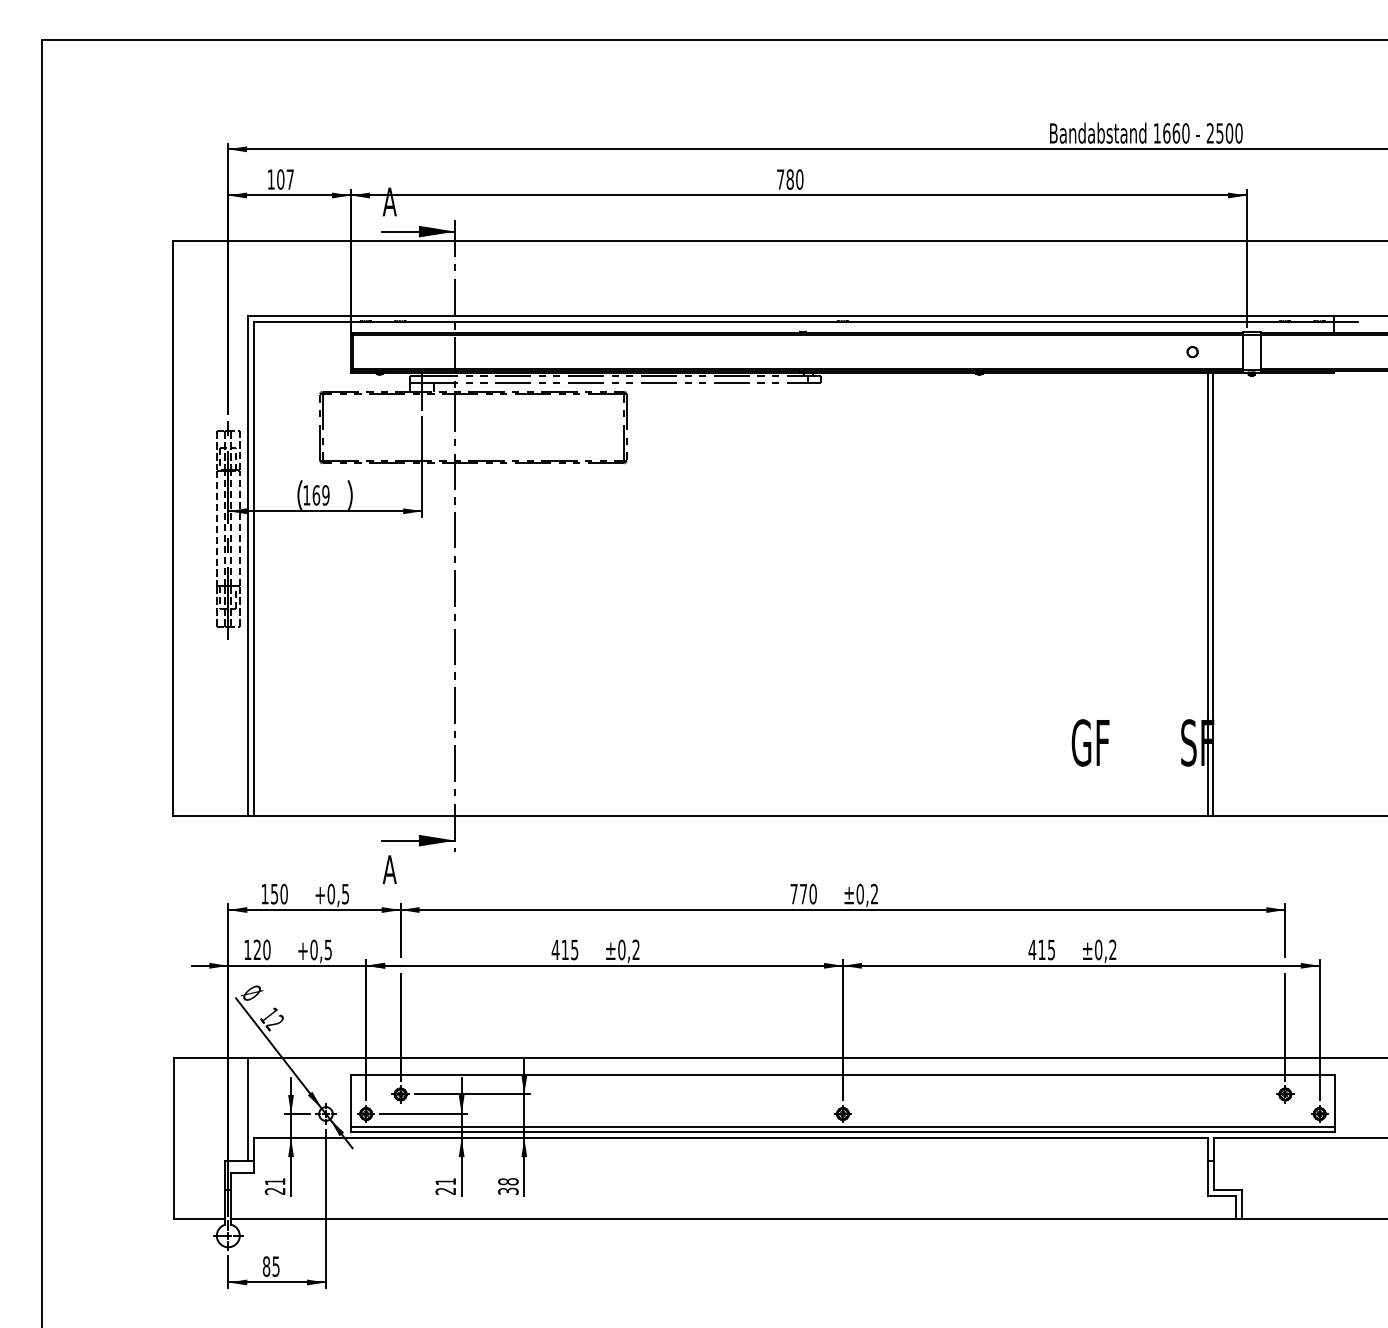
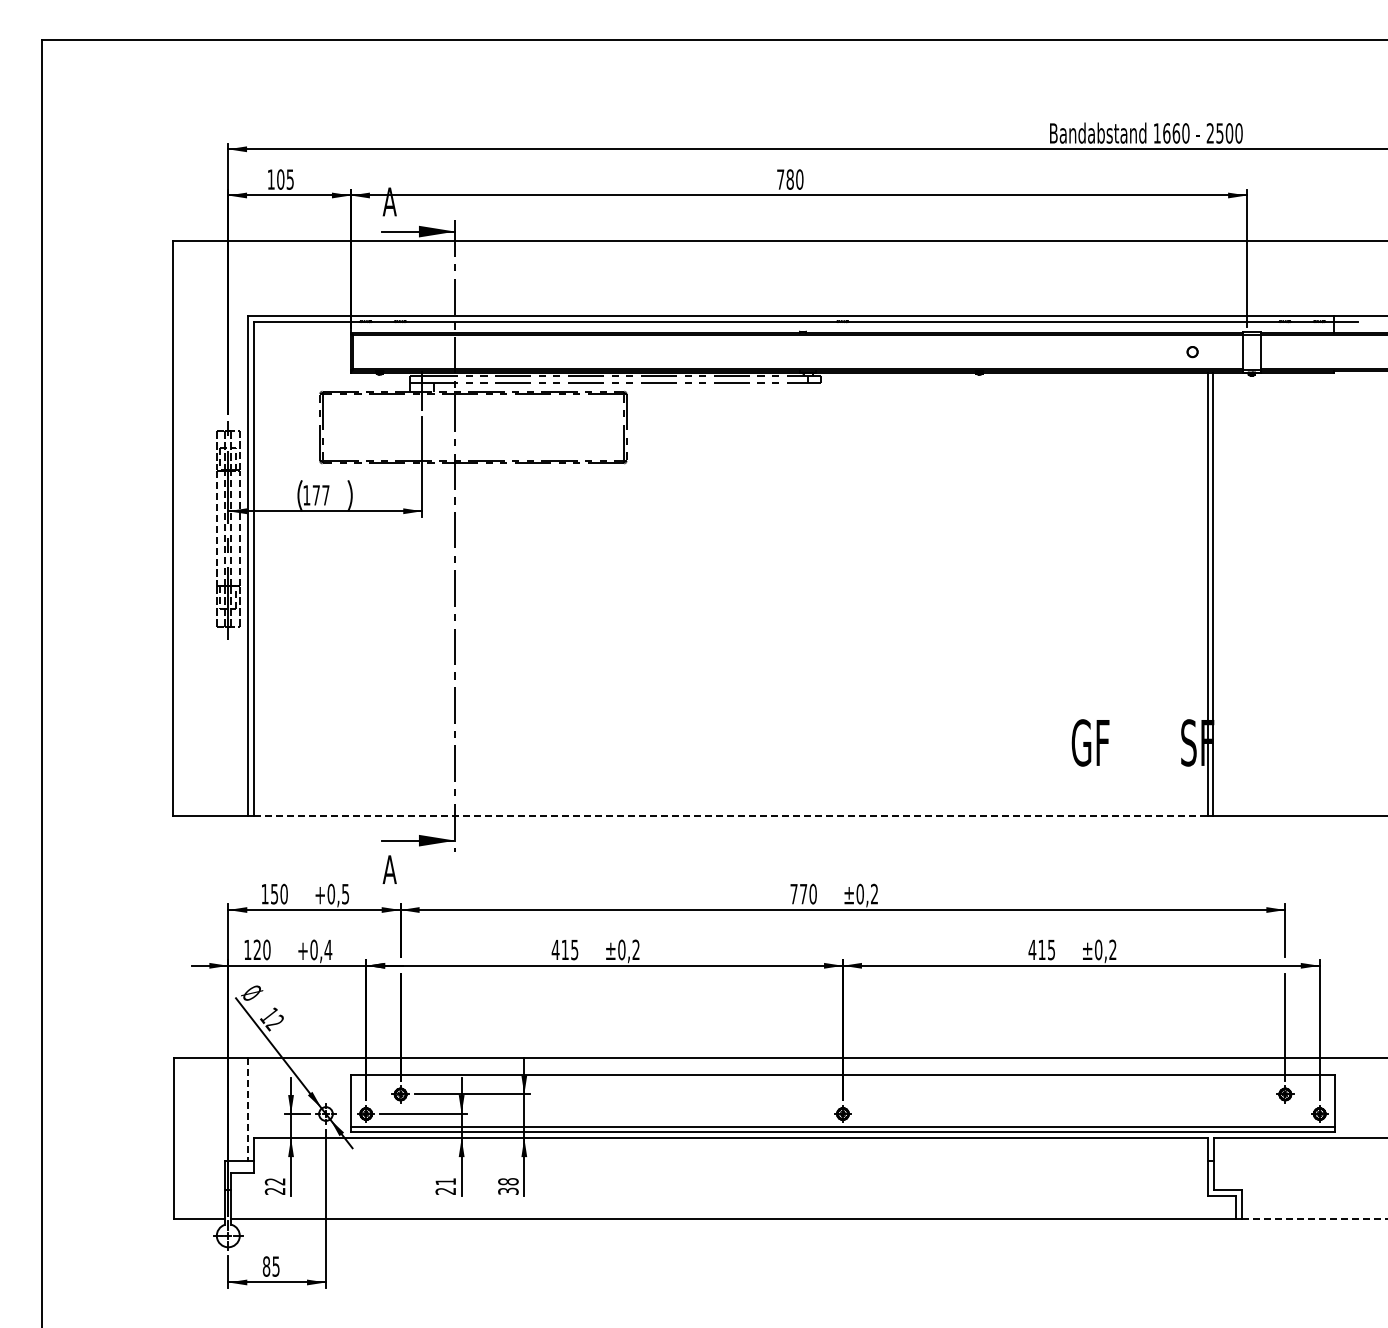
text: 107 -> 105 (289, 179)
text: 169 -> 177 (320, 495)
line: solid -> dashed (730, 815)
text: +0,5 -> +0,4 (328, 949)
line: solid -> dashed (248, 1109)
text: 21 -> 22 (274, 1181)
line: solid -> dashed (1315, 1218)
